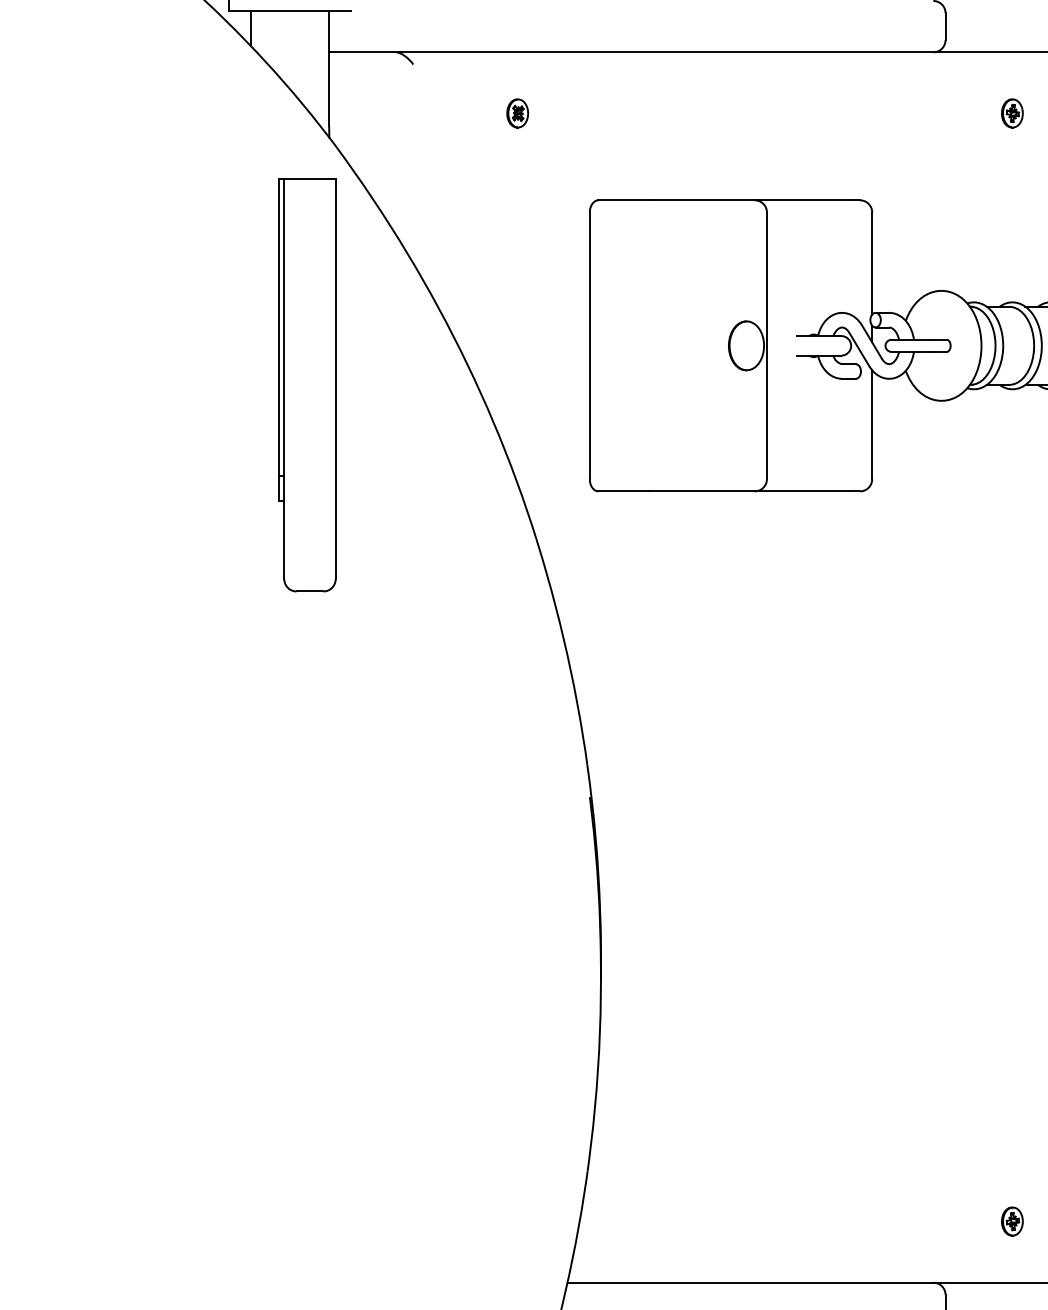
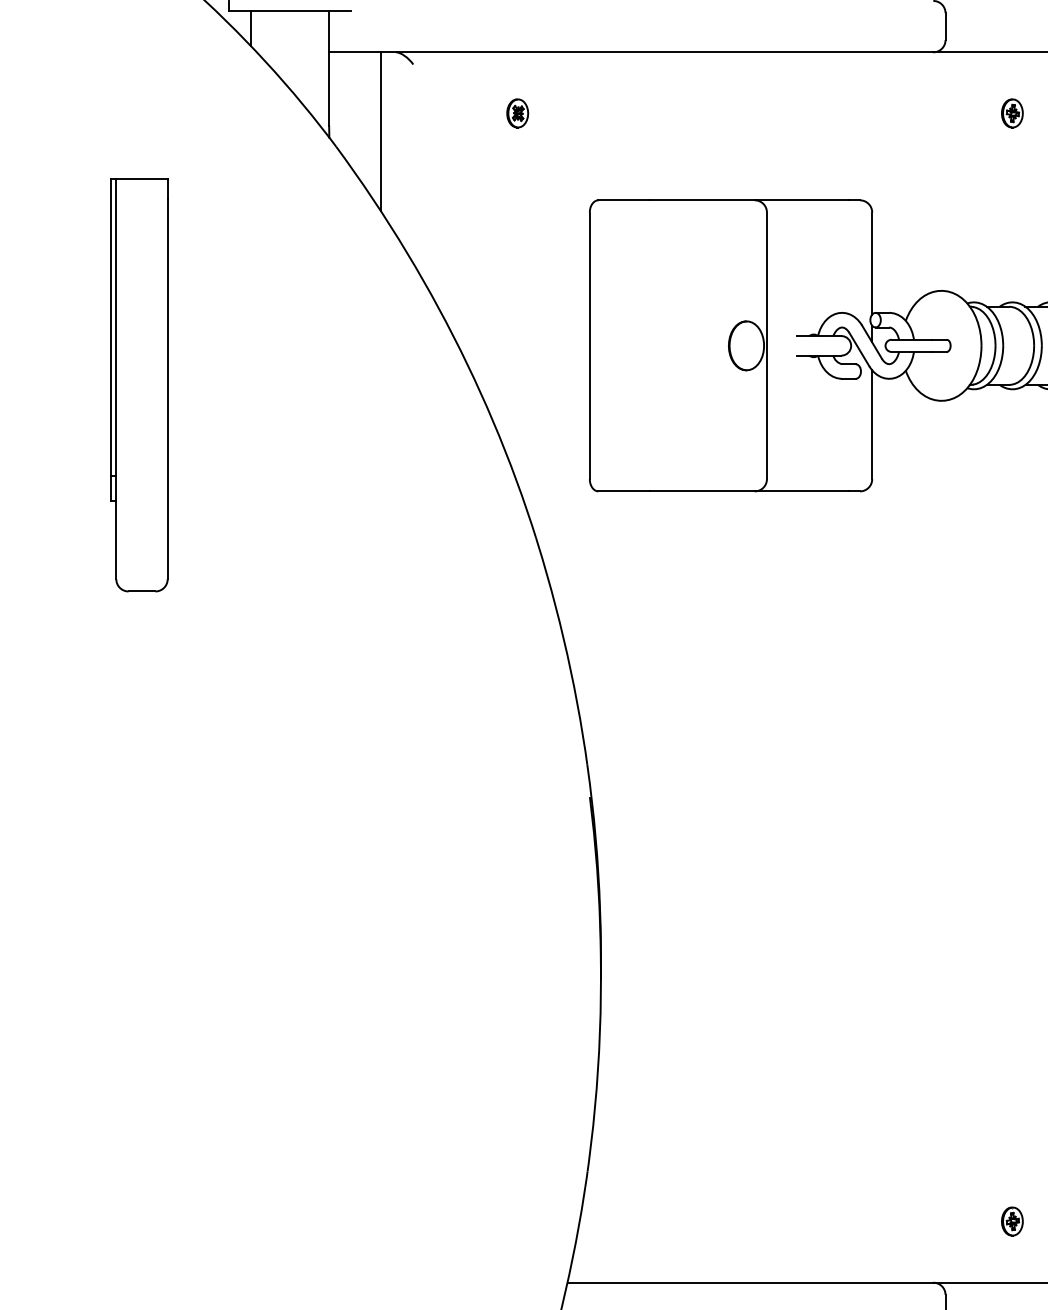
line: none -> present (380, 131)
part position: (307, 385) -> (139, 385) (139, 385)
